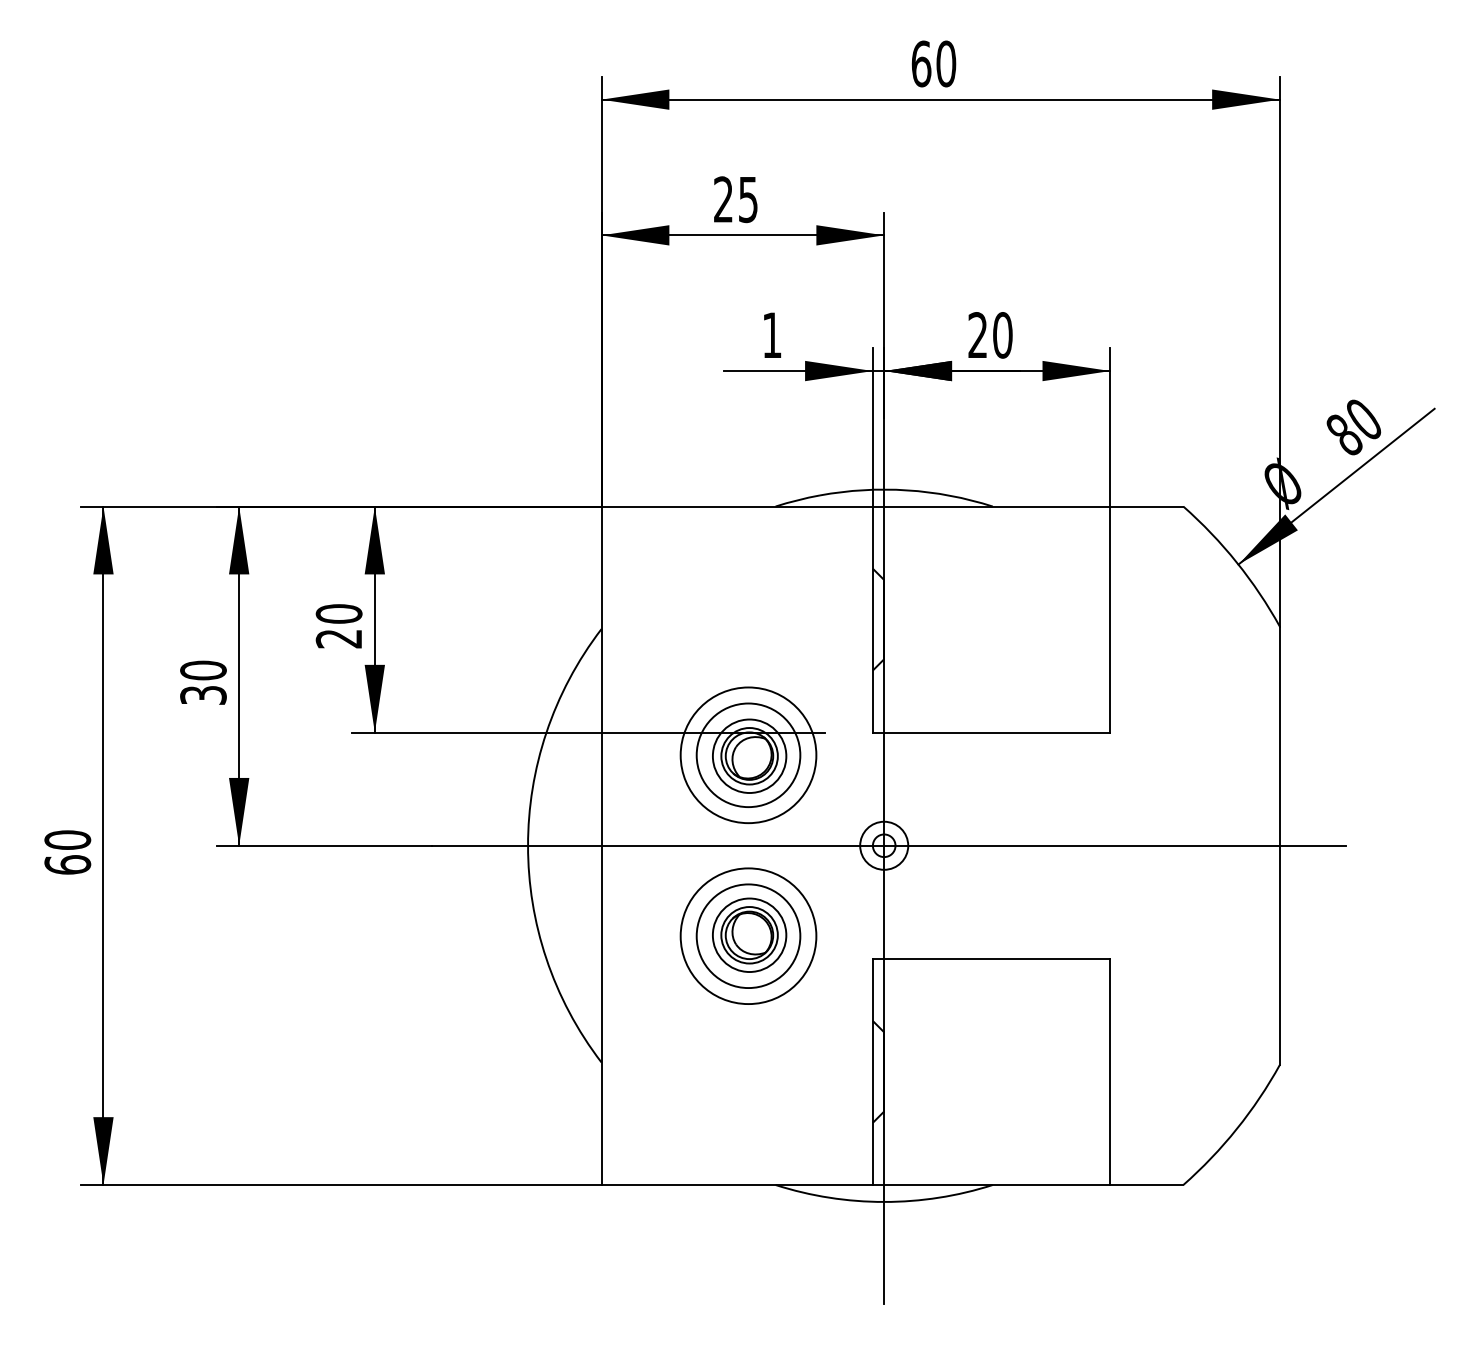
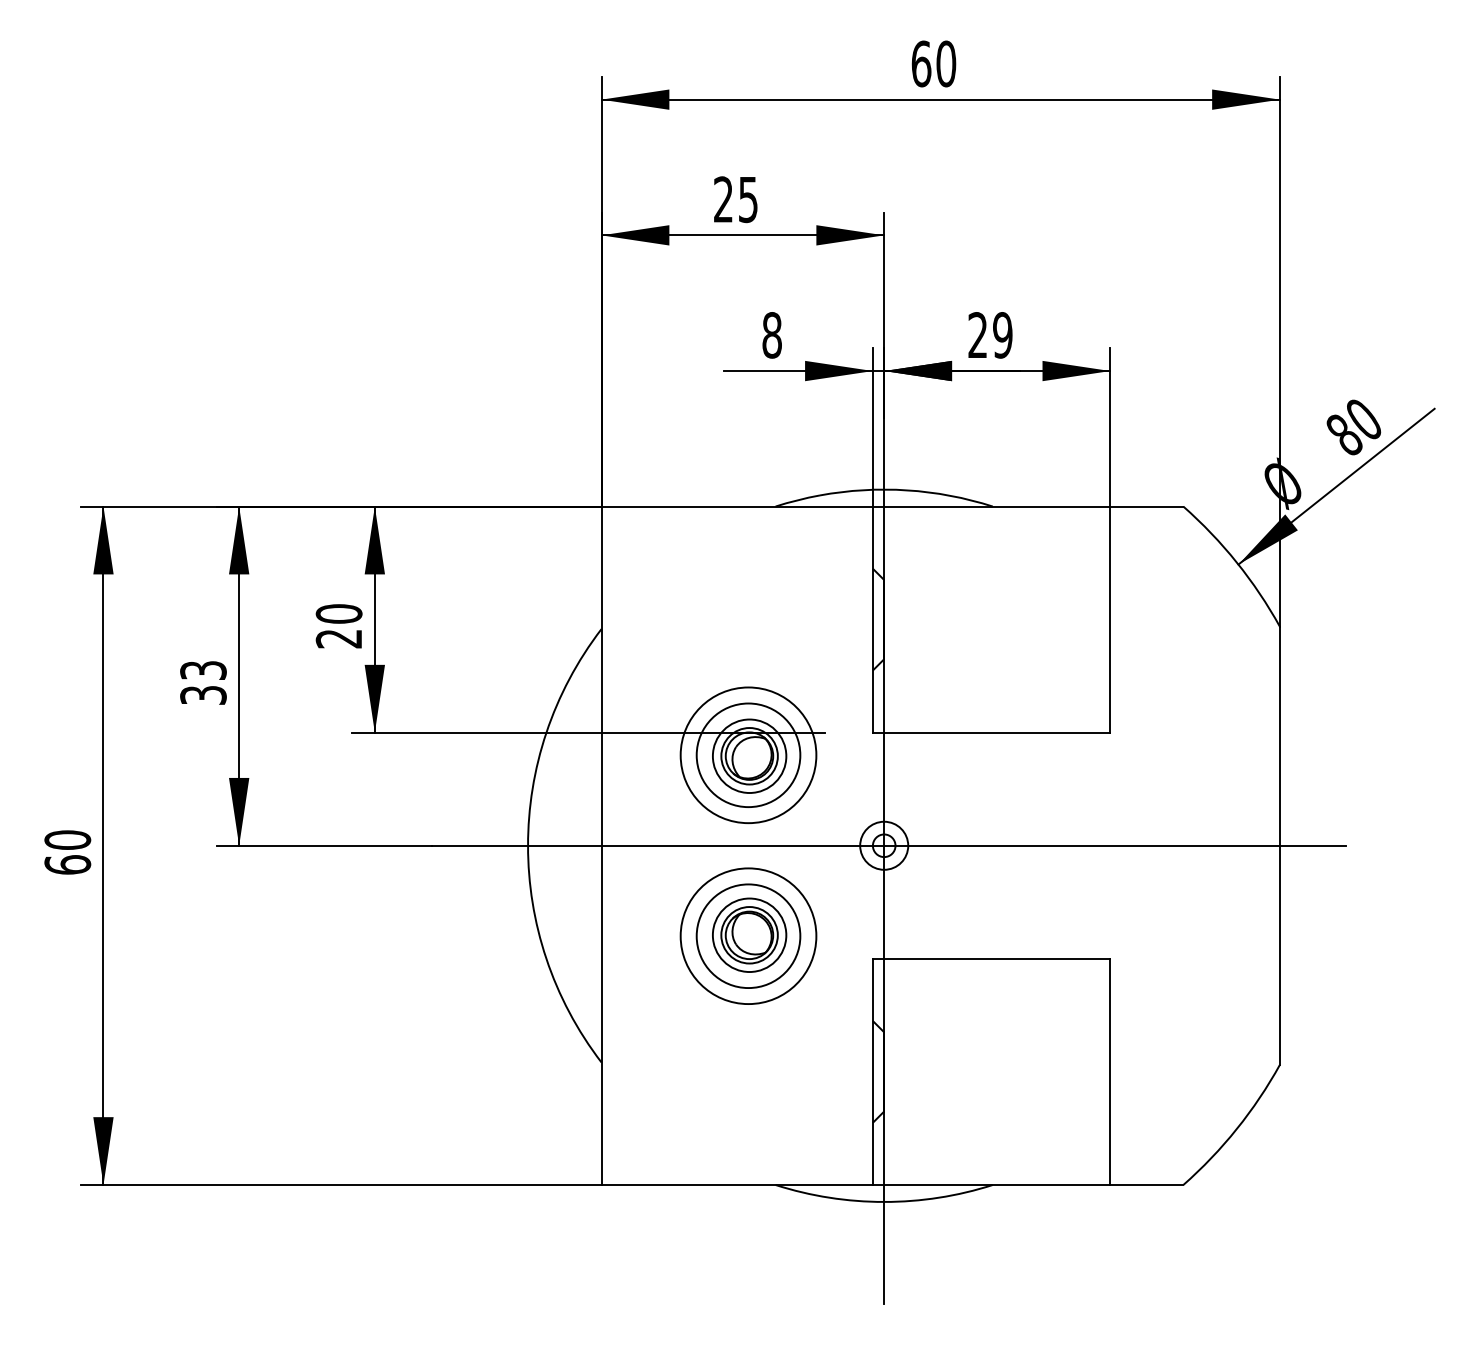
text: 1 -> 8 (771, 335)
text: 20 -> 29 (1002, 335)
text: 30 -> 33 (203, 670)
